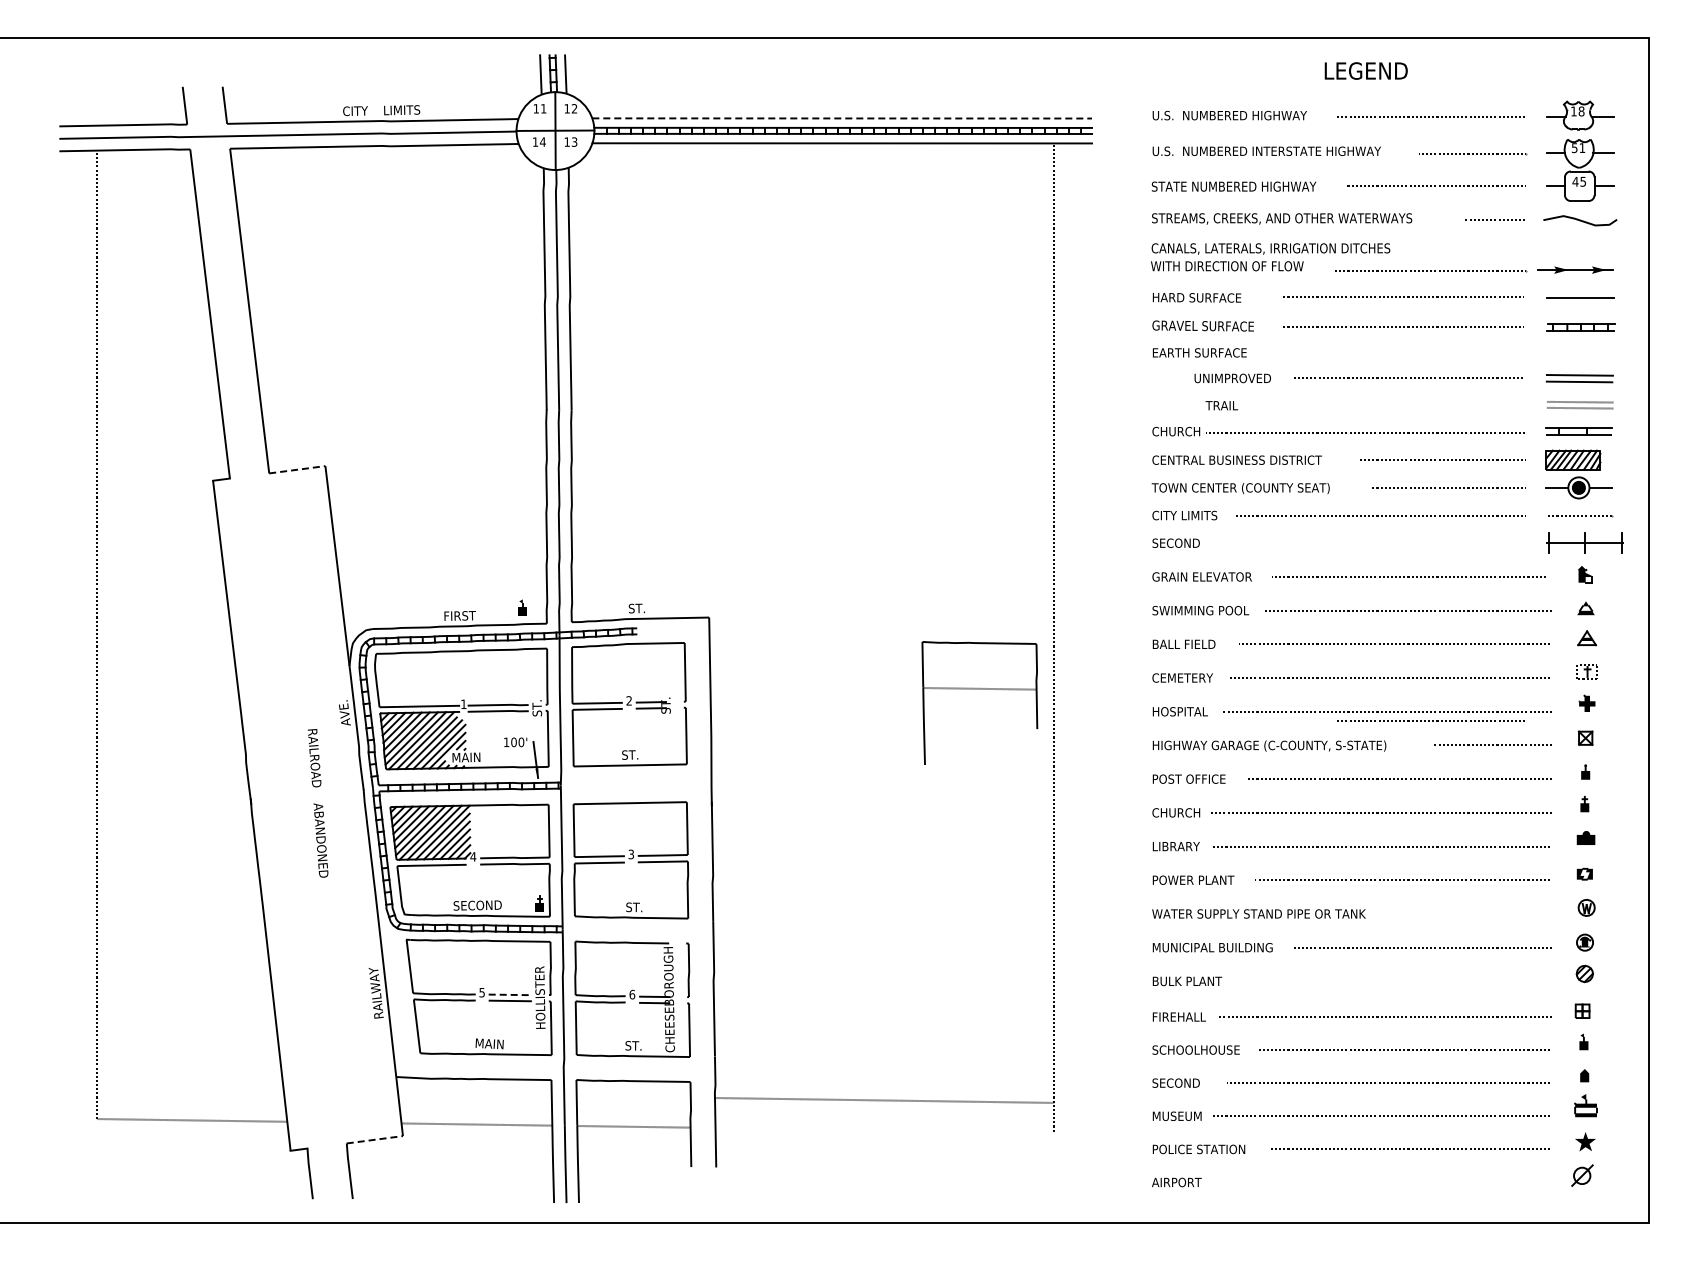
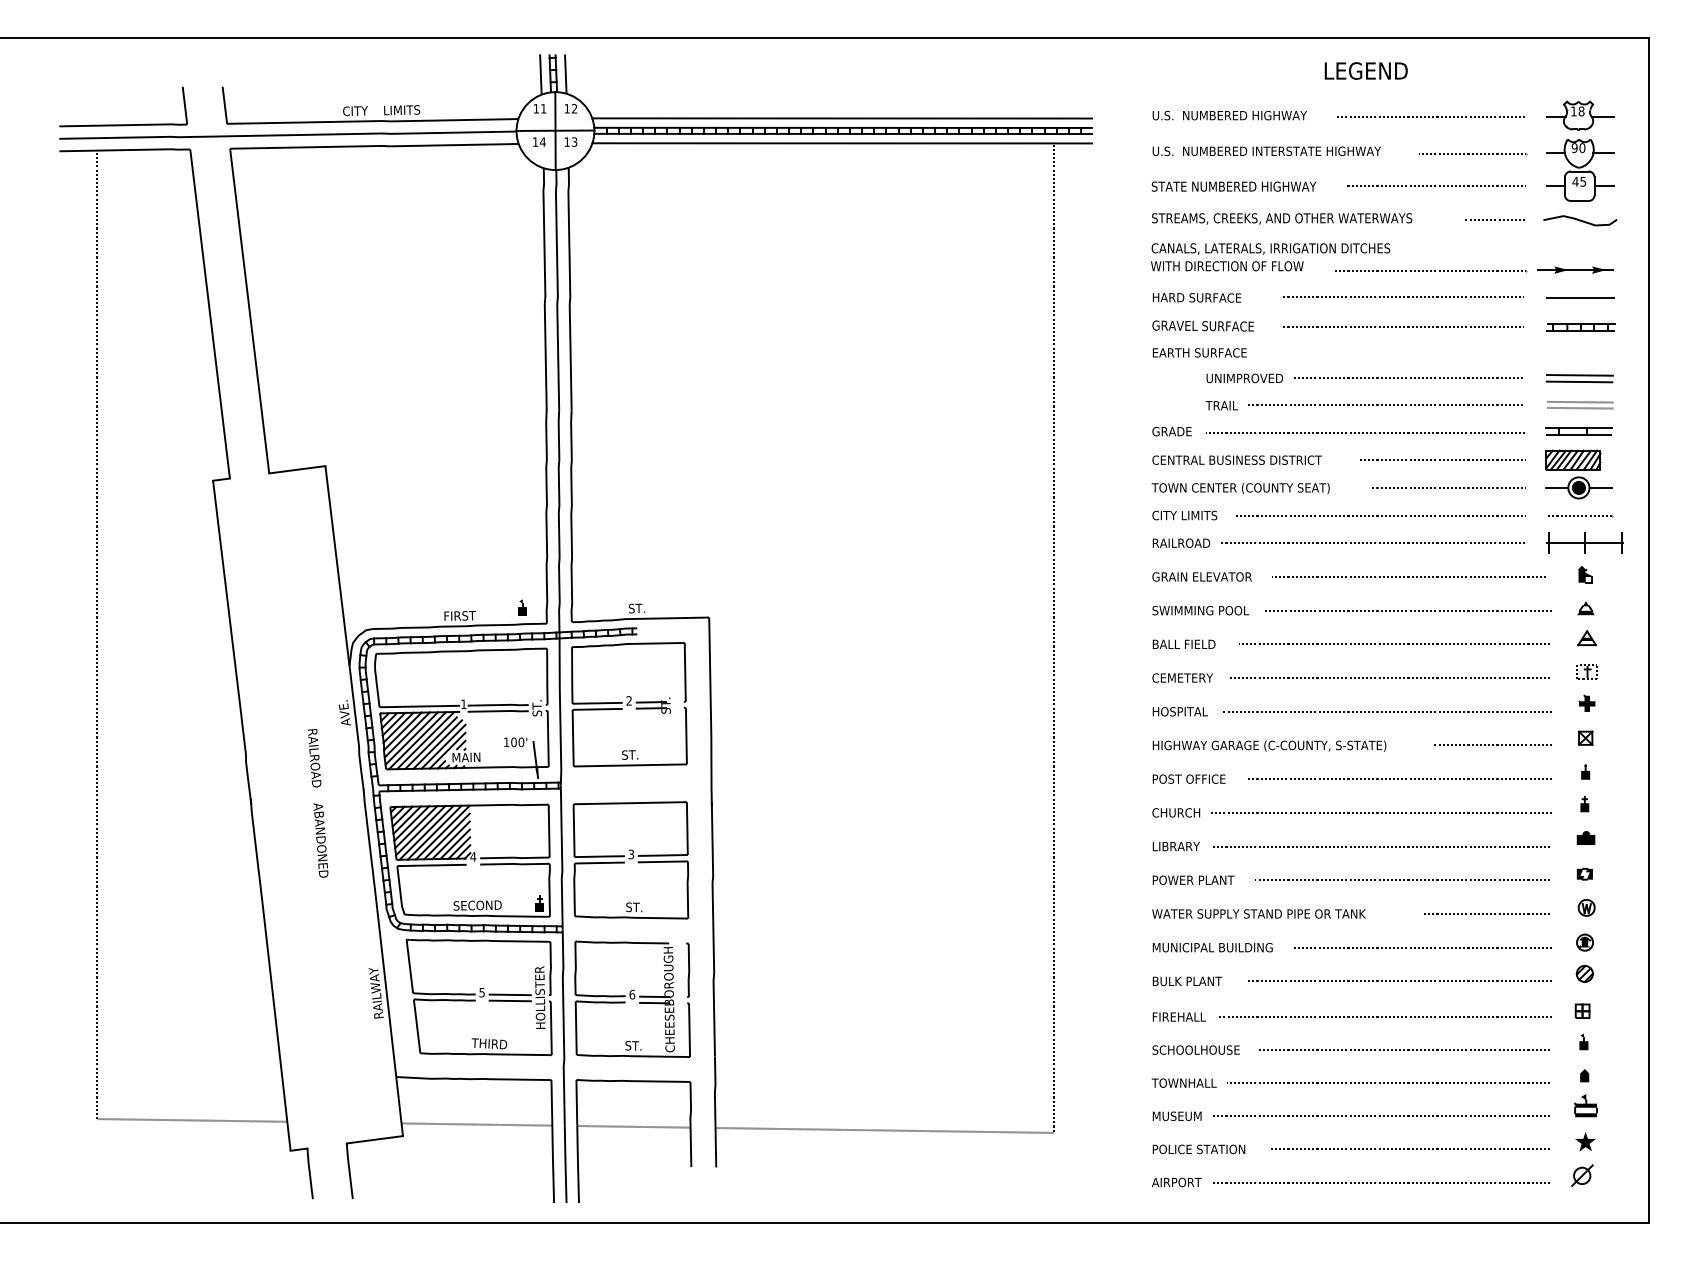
line: dashed -> solid (842, 118)
text: 51 -> 90 (1578, 148)
text position: (1232, 378) -> (1244, 378) (1244, 378)
line: none -> present (1385, 404)
text: CHURCH -> GRADE (1178, 431)
line: dashed -> solid (297, 469)
text: SECOND -> RAILROAD (1181, 542)
line: none -> present (1373, 543)
part: present -> none (979, 689)
line: present -> none (1429, 720)
line: none -> present (1486, 913)
line: none -> present (1399, 981)
line: dashed -> solid (510, 994)
text: MAIN -> THIRD (489, 1043)
text: SECOND -> TOWNHALL (1183, 1082)
line position: (884, 1100) -> (884, 1130) (884, 1130)
line: dashed -> solid (375, 1139)
line: none -> present (1382, 1182)
